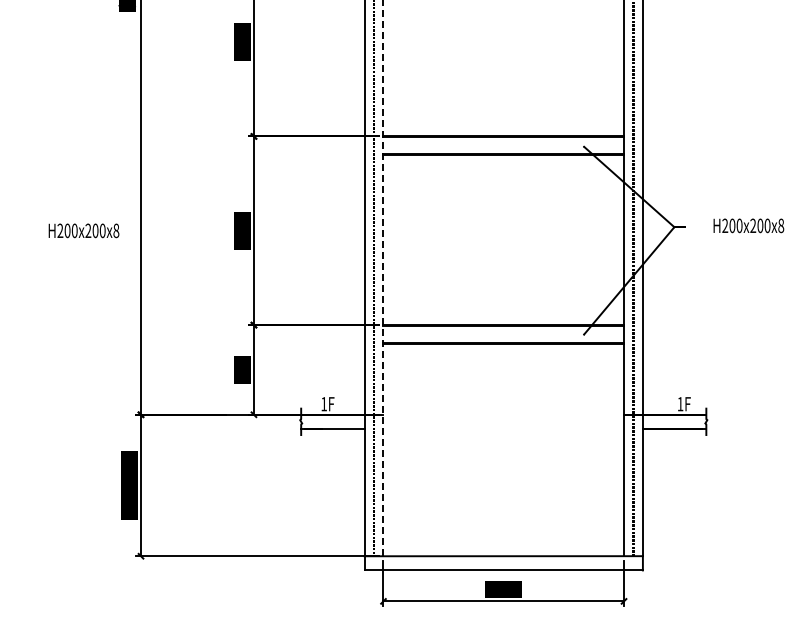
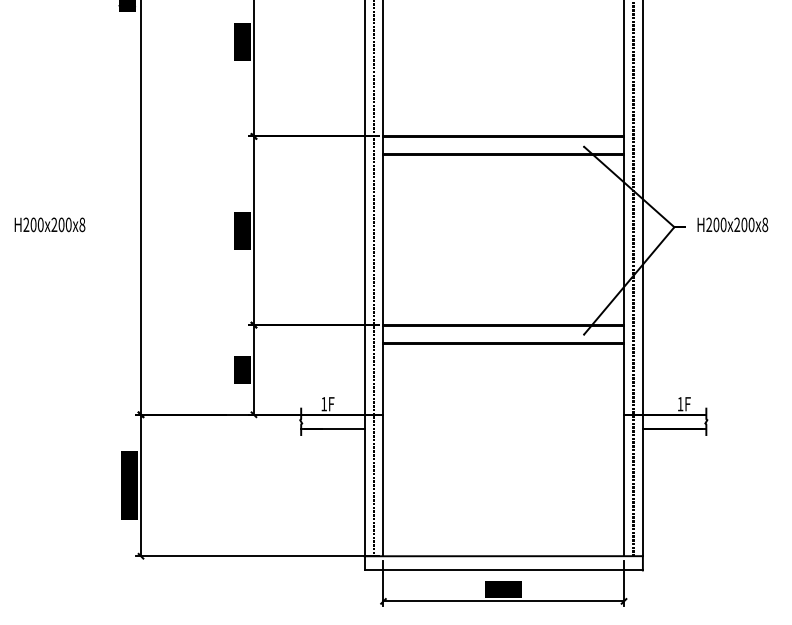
text position: (748, 225) -> (732, 224) (732, 224)
text position: (83, 230) -> (49, 224) (49, 224)
line: dashed -> solid (383, 278)
